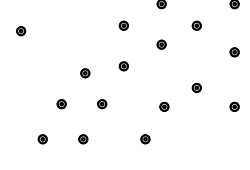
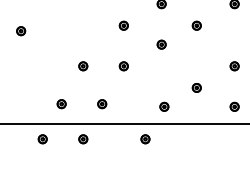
part position: (234, 52) -> (234, 66) (234, 66)
part position: (85, 73) -> (83, 66) (83, 66)
line: none -> present (124, 123)
